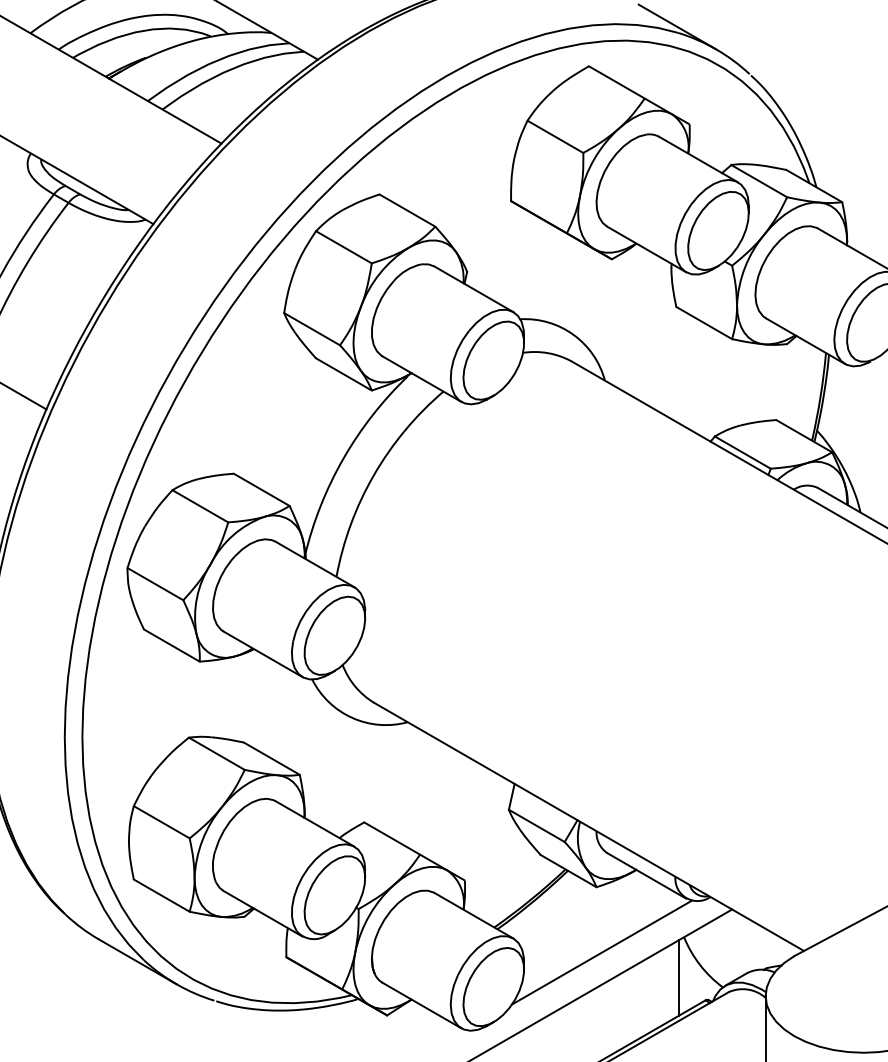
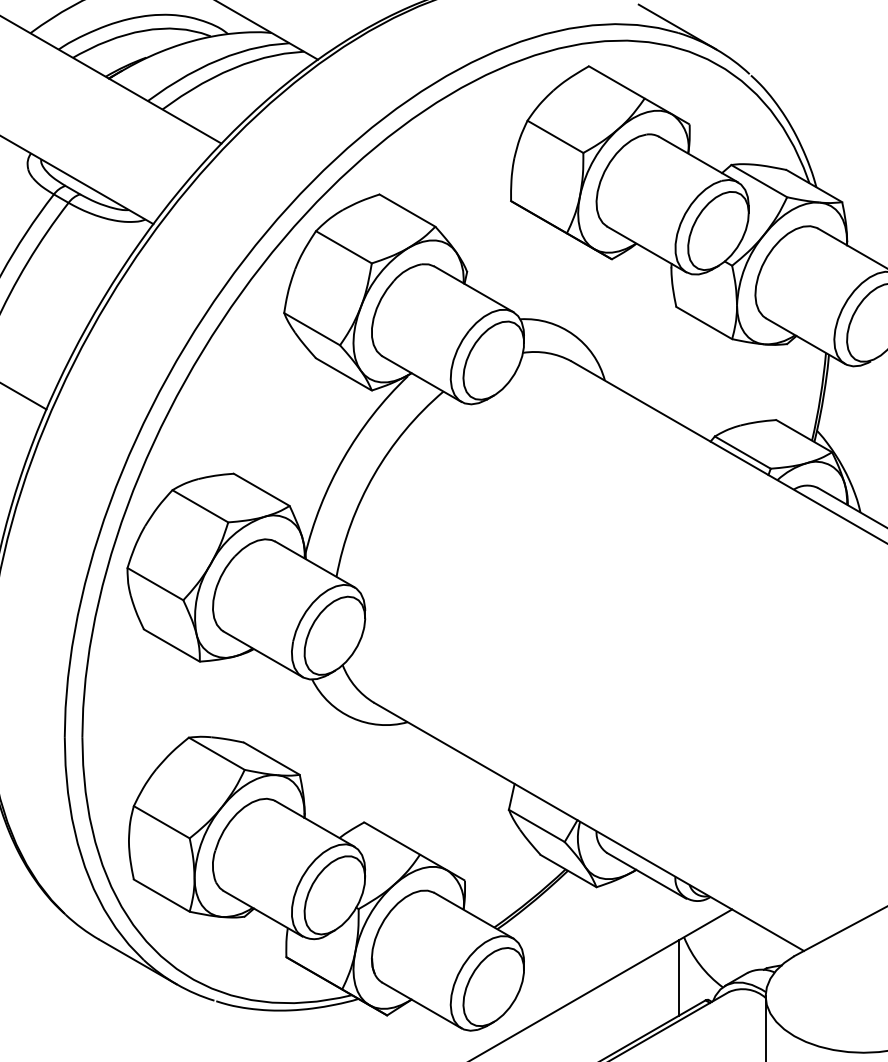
line: present -> none (601, 952)
